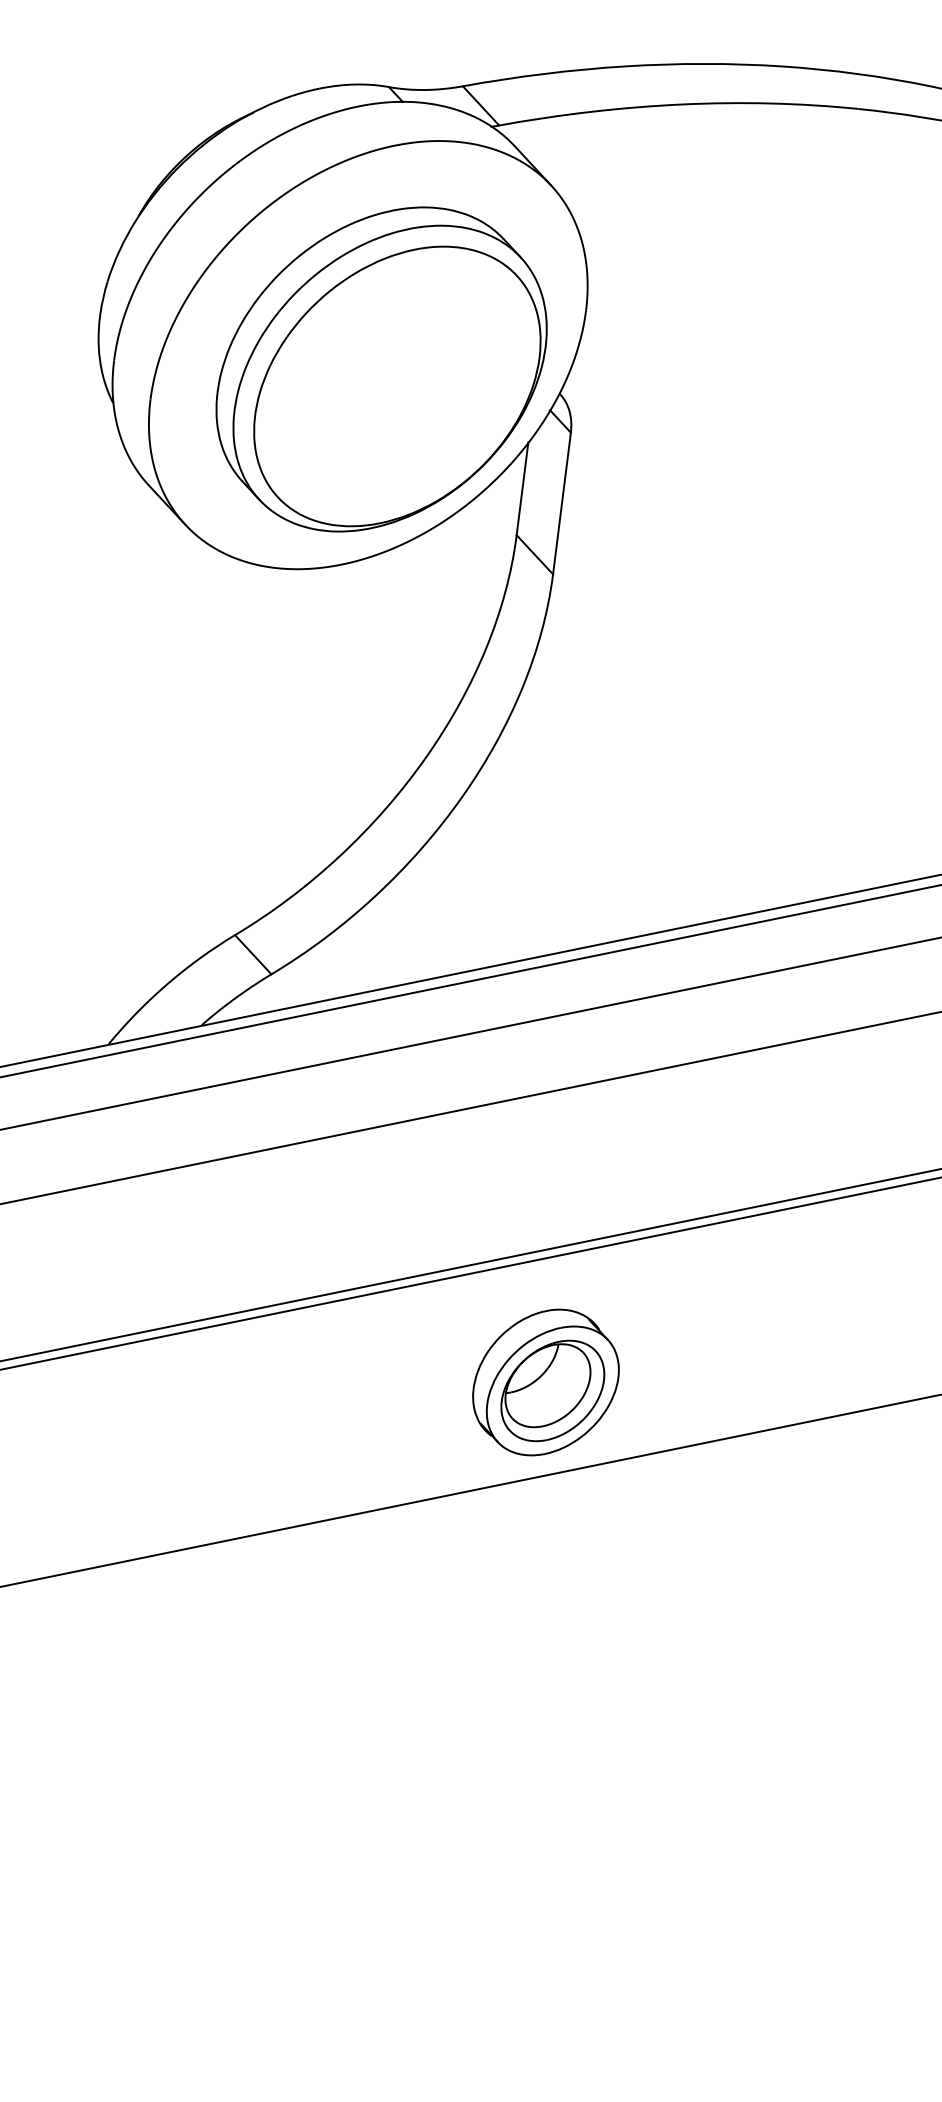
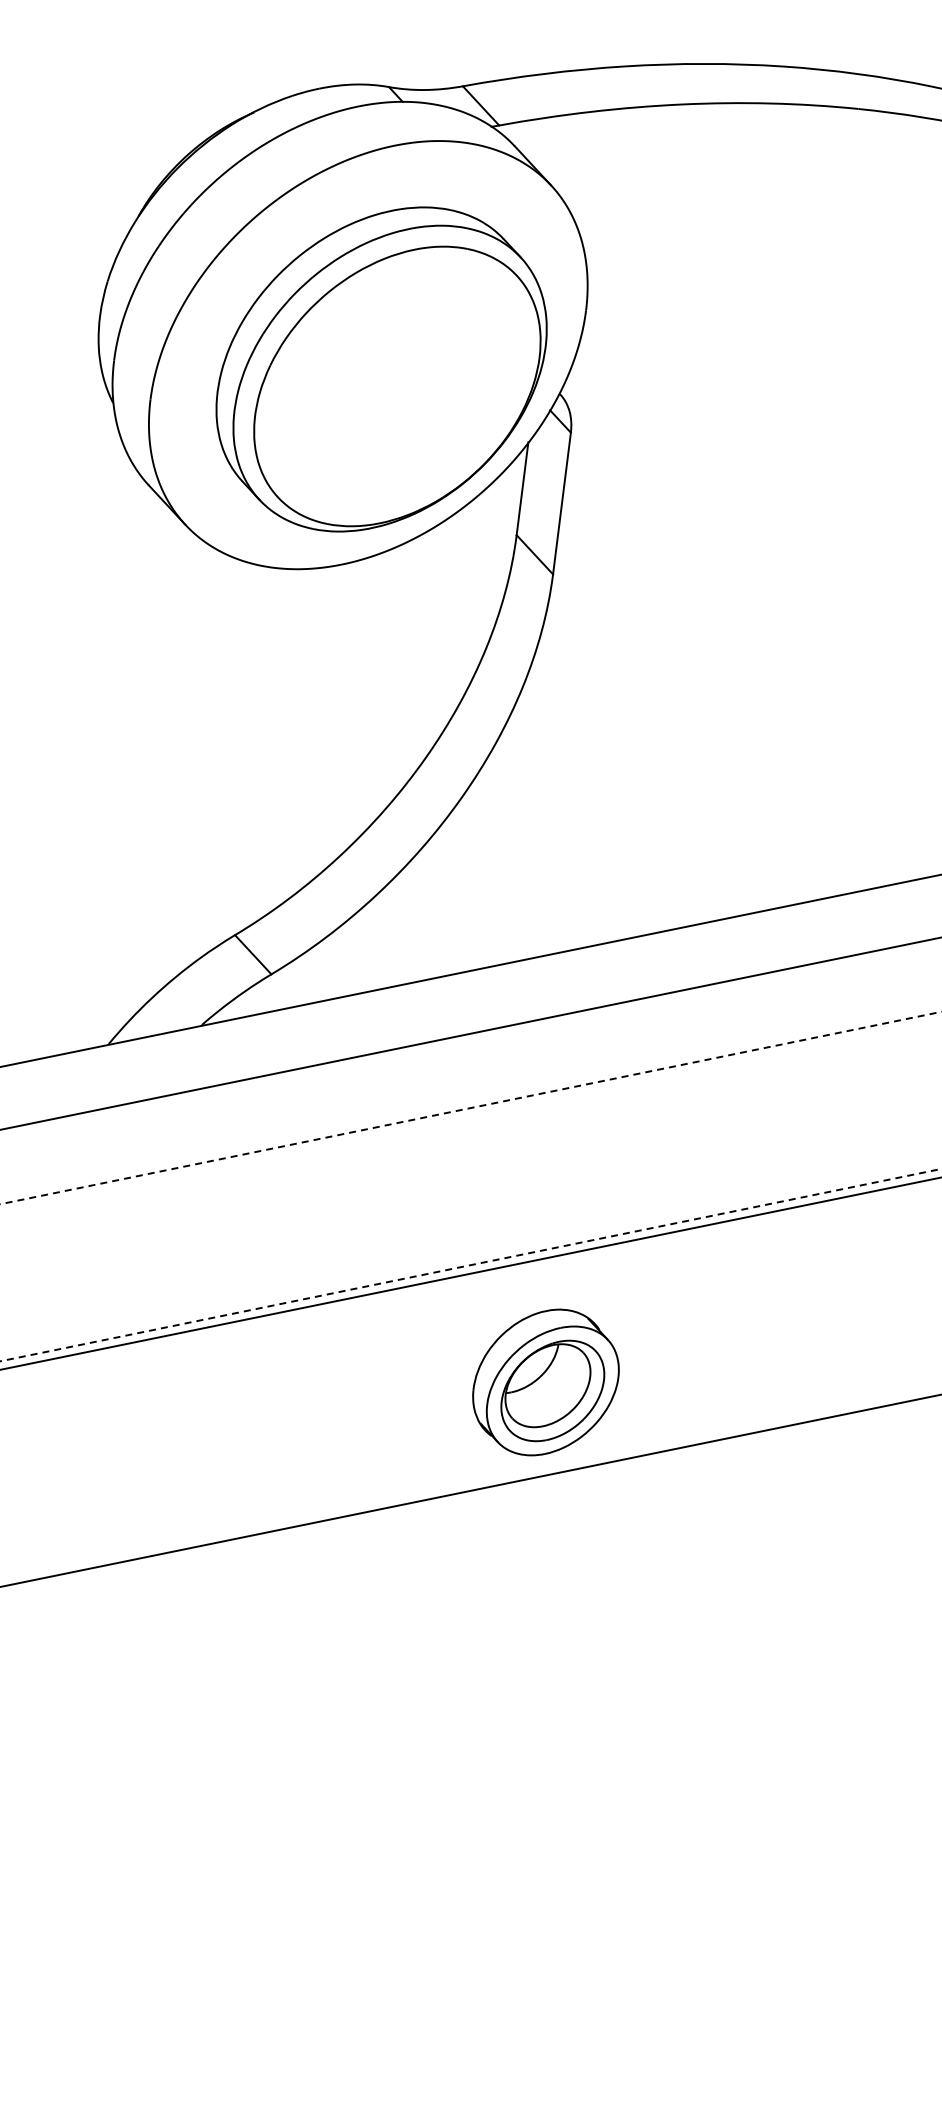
line: present -> none (470, 980)
line: solid -> dashed (470, 1108)
line: solid -> dashed (470, 1265)
